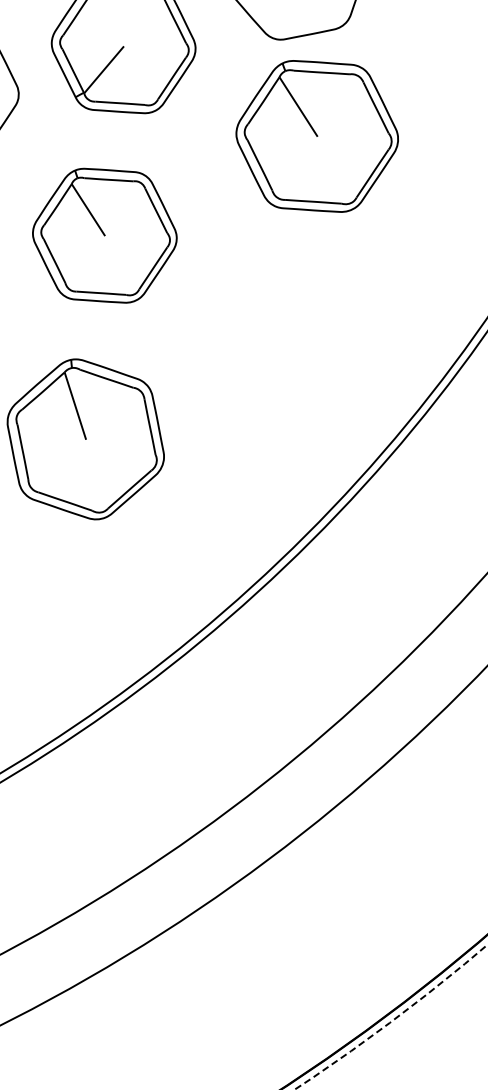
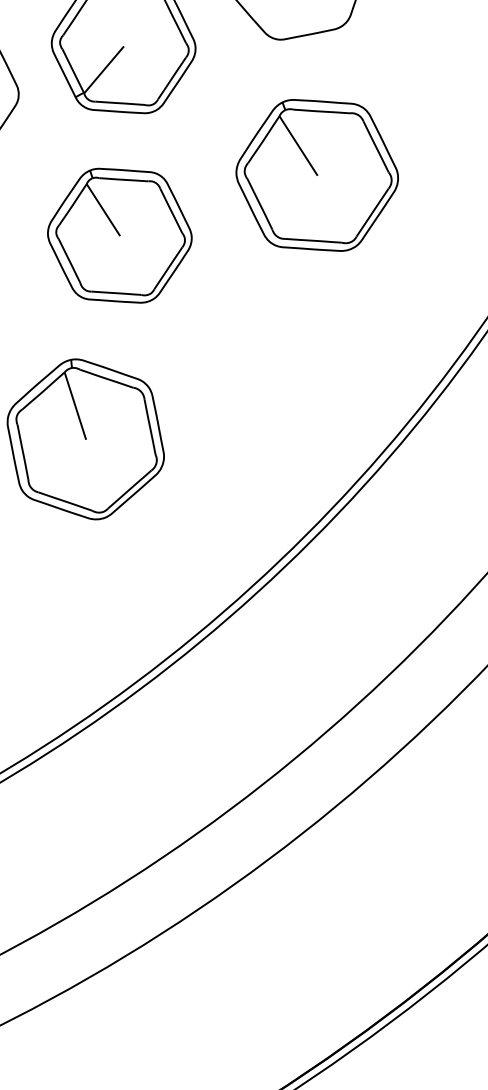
part position: (316, 136) -> (316, 175) (316, 175)
part position: (104, 235) -> (119, 235) (119, 235)
circle: dashed -> solid (390, 1016)
